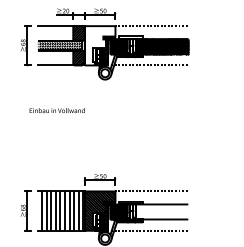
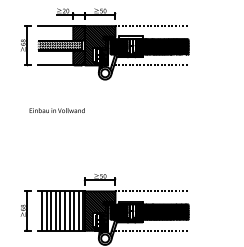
hatch: none -> present (99, 45)
hatch: none -> present (161, 211)
